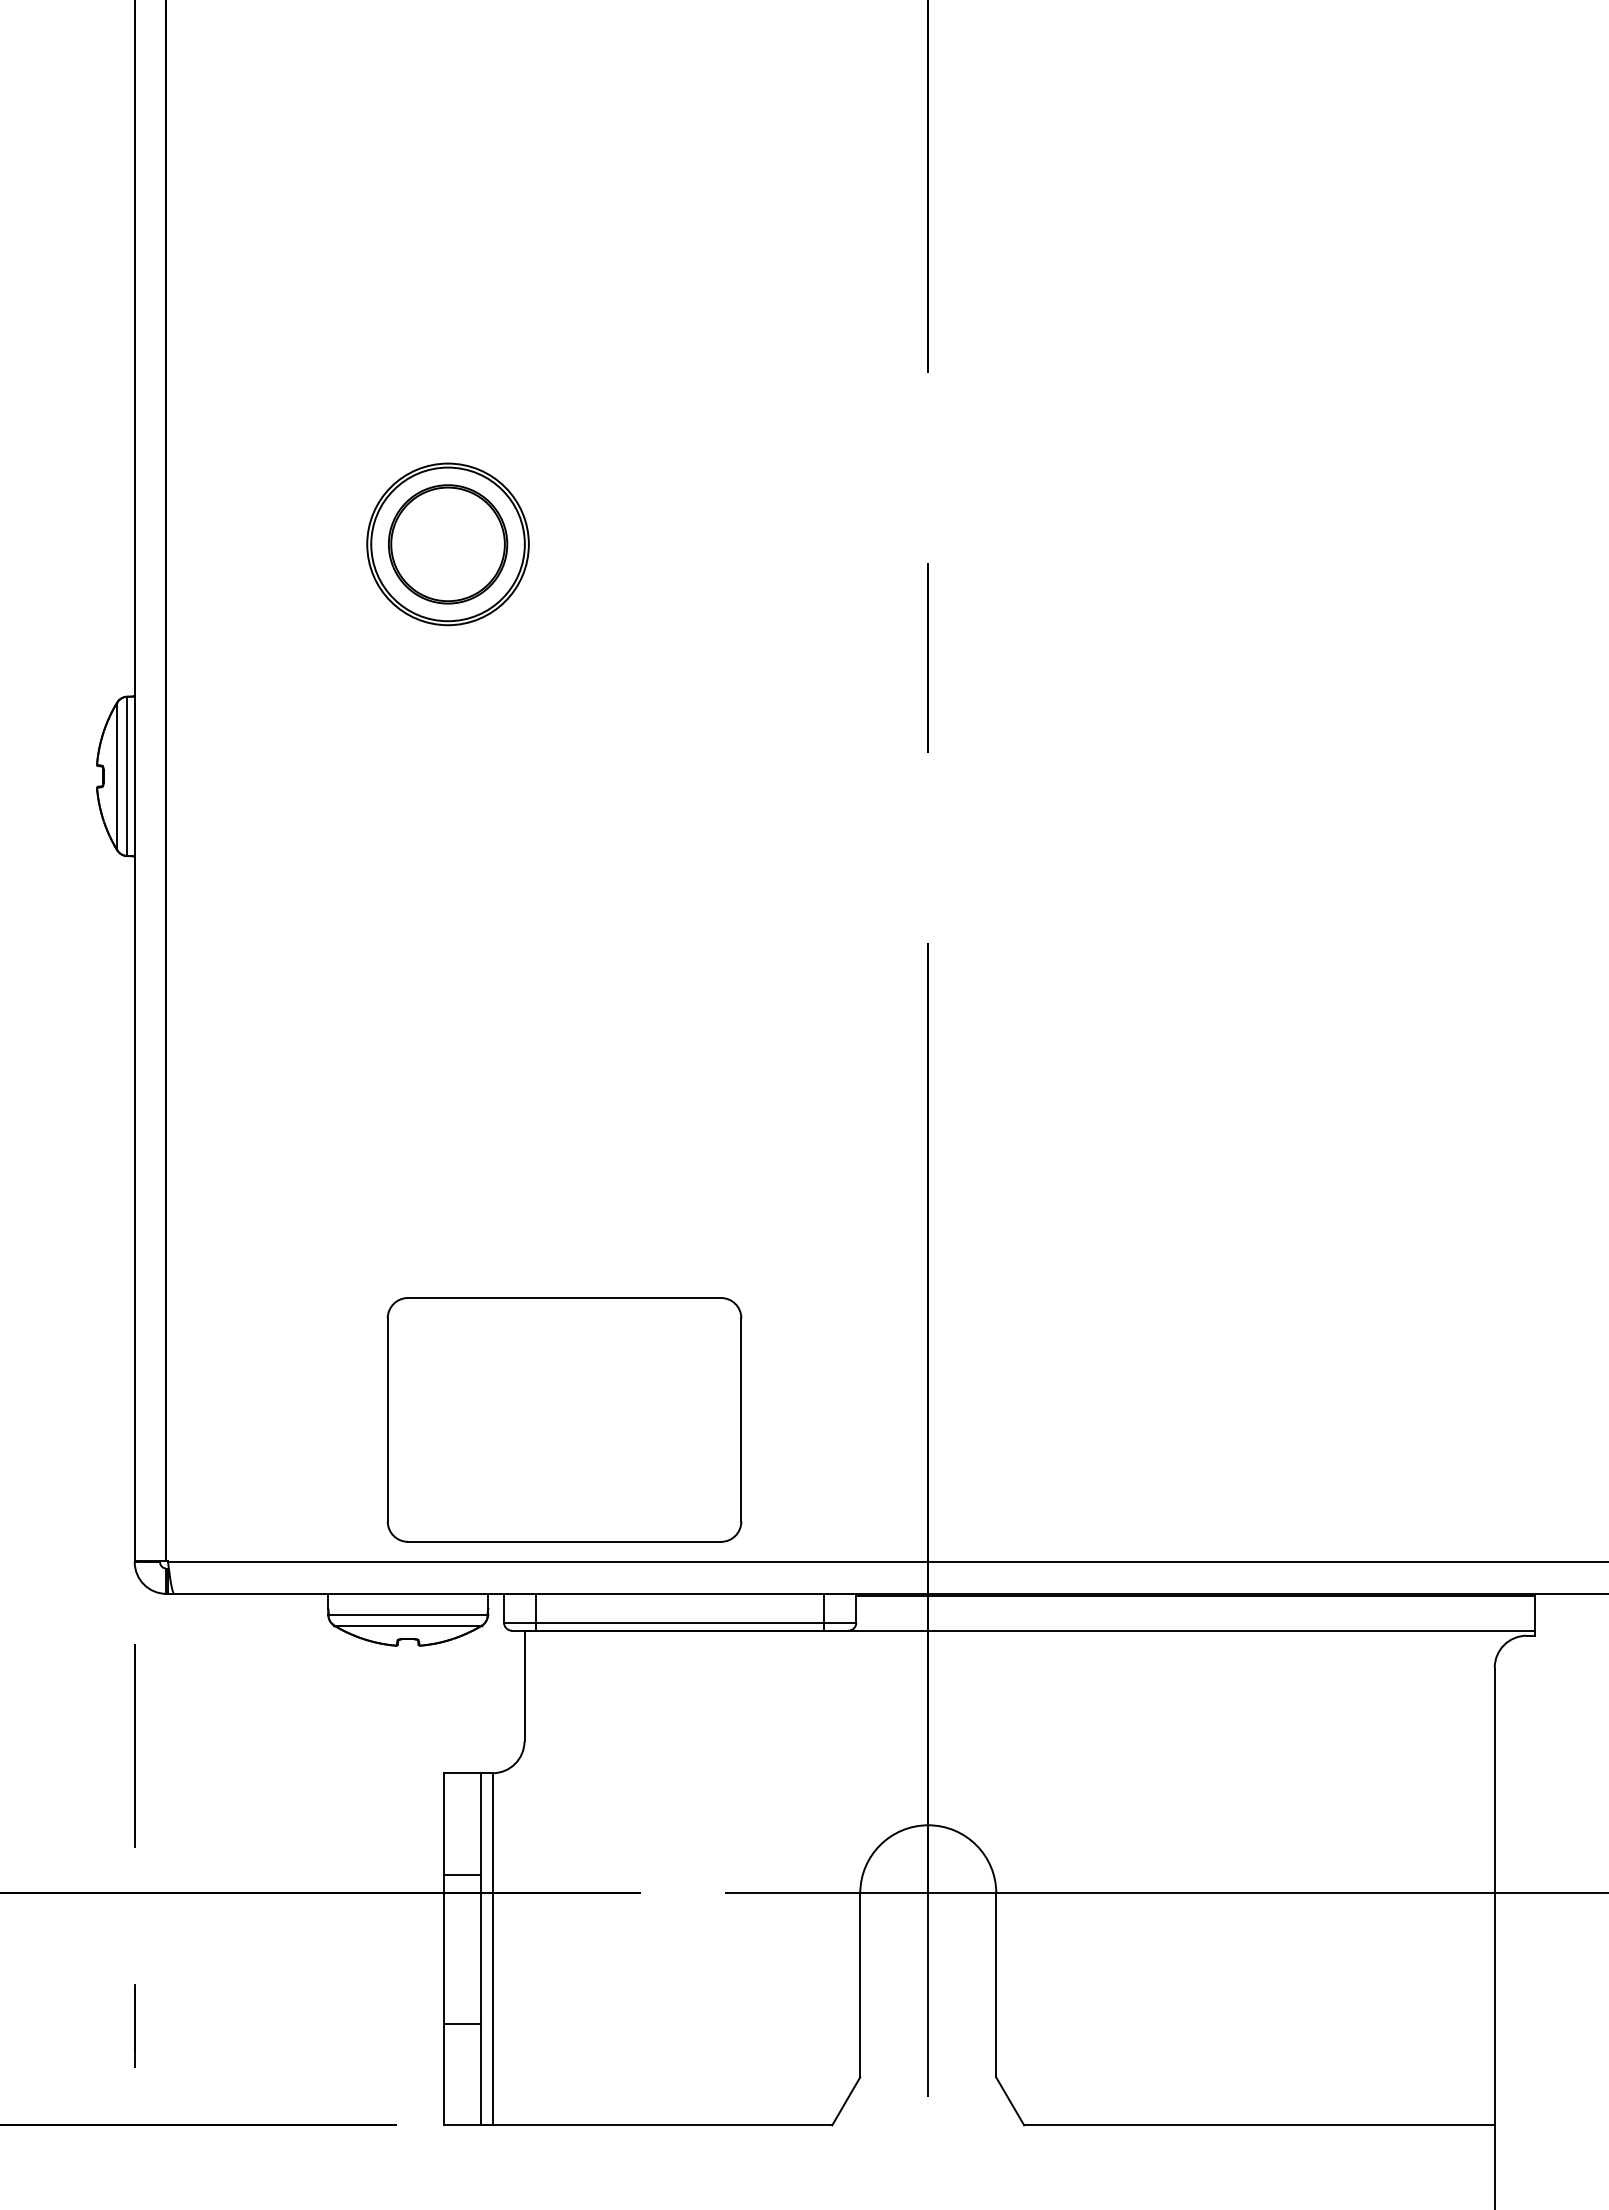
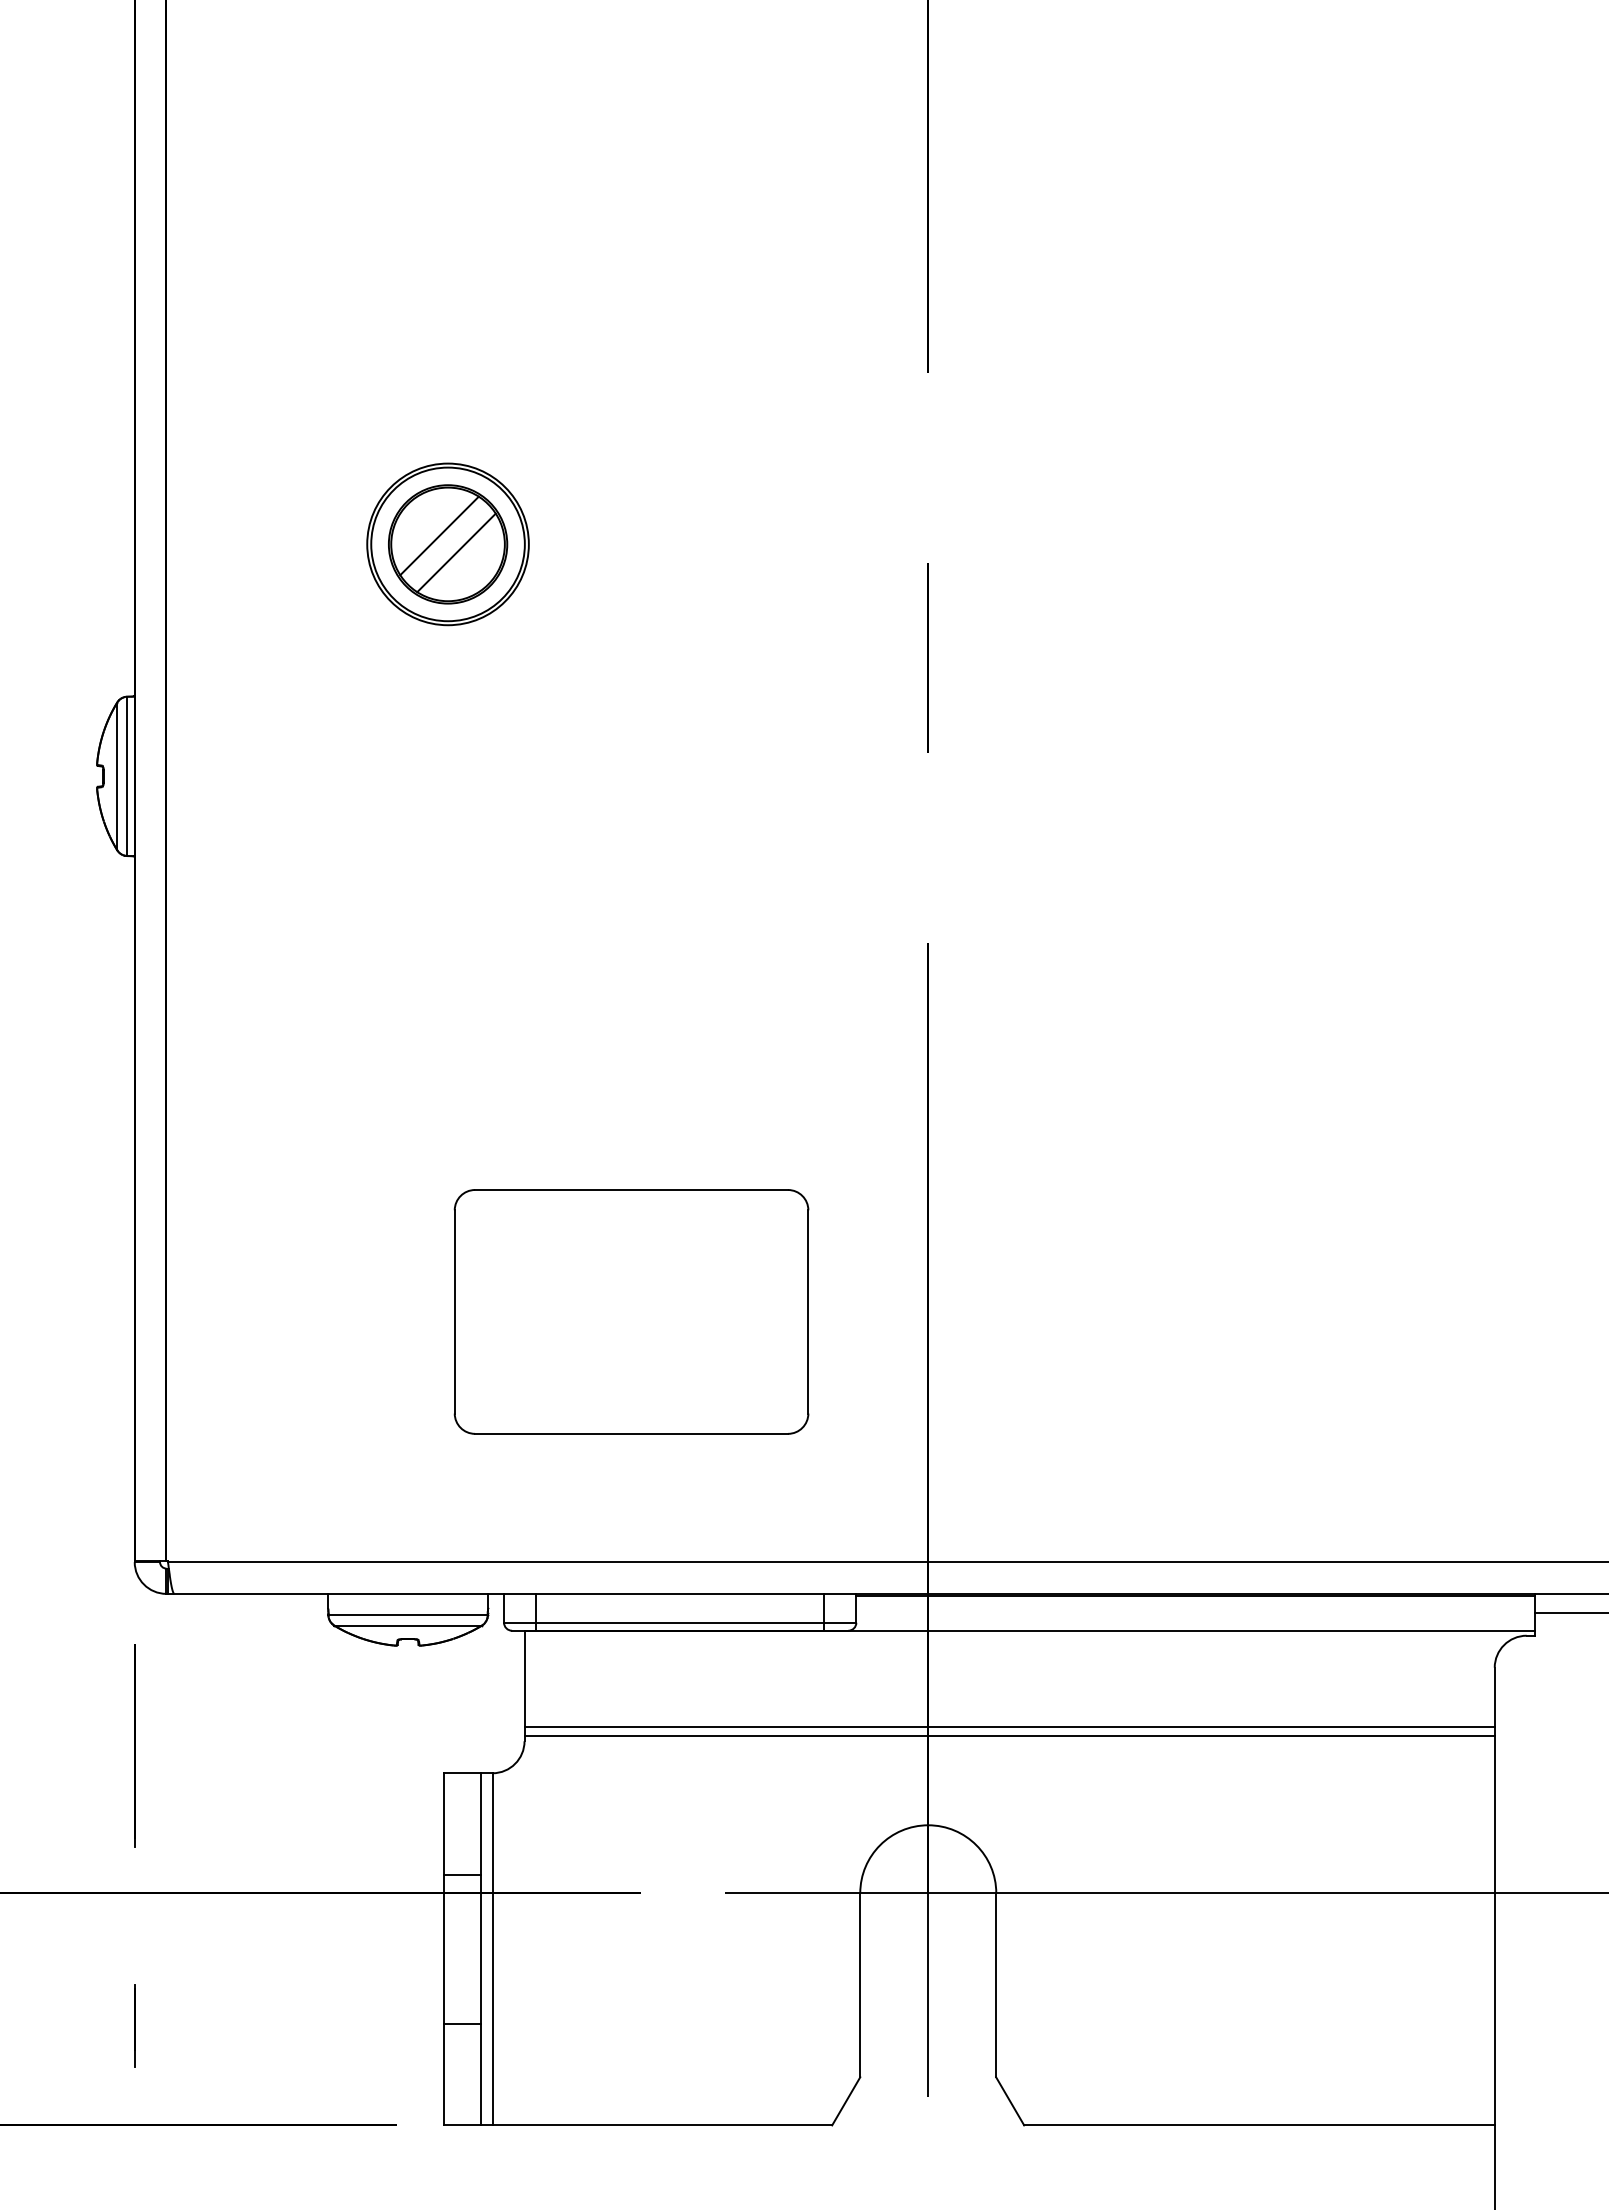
line: none -> present (439, 535)
line: none -> present (456, 552)
part position: (564, 1419) -> (631, 1311) (631, 1311)
line: none -> present (1569, 1613)
line: none -> present (1009, 1727)
line: none -> present (1009, 1735)
